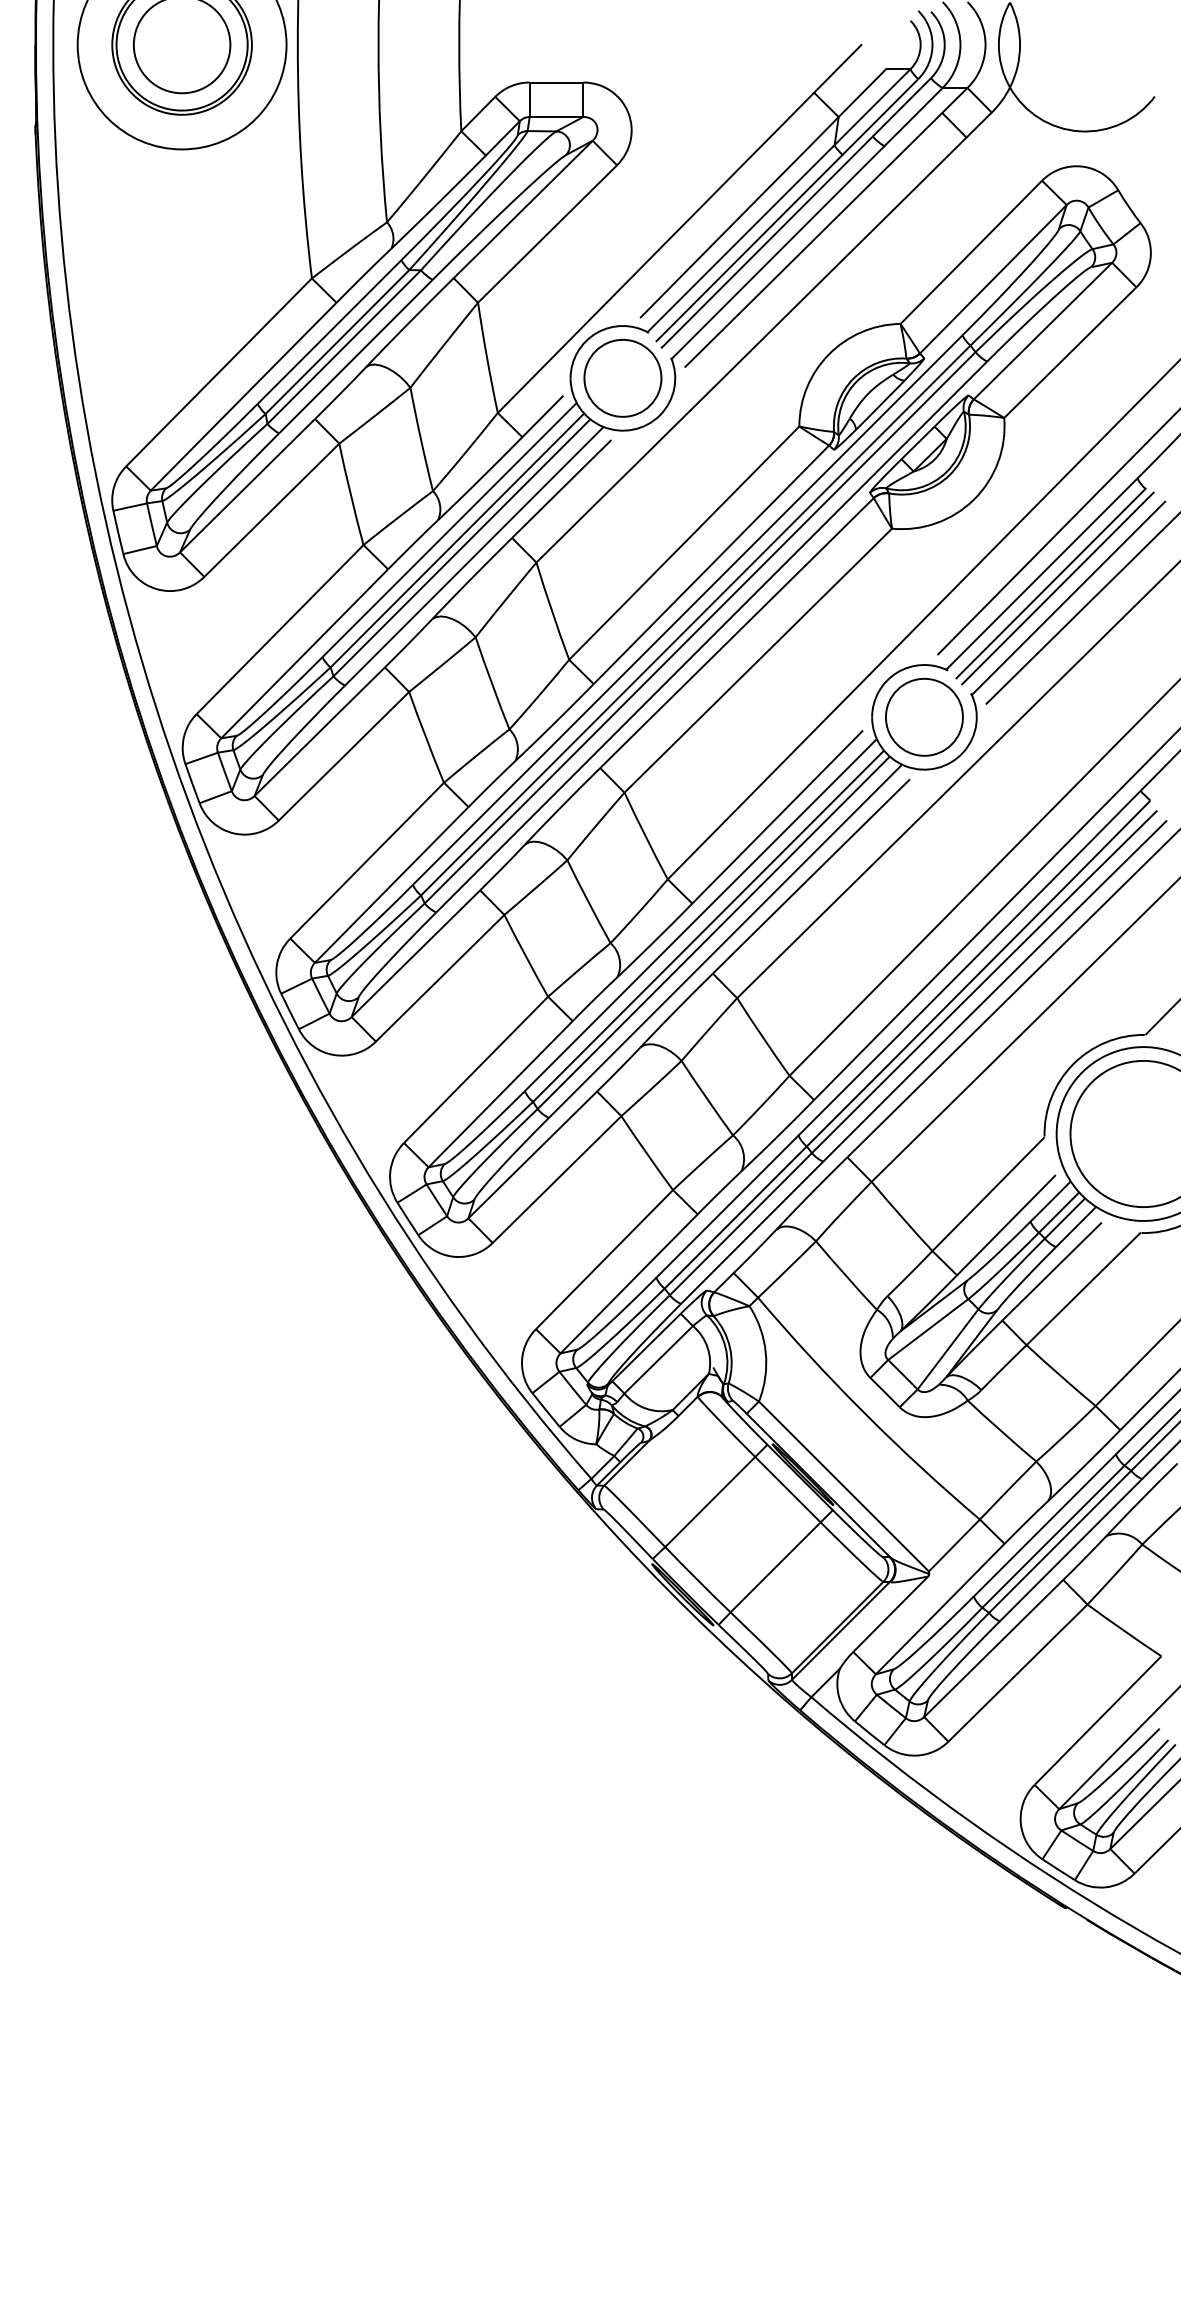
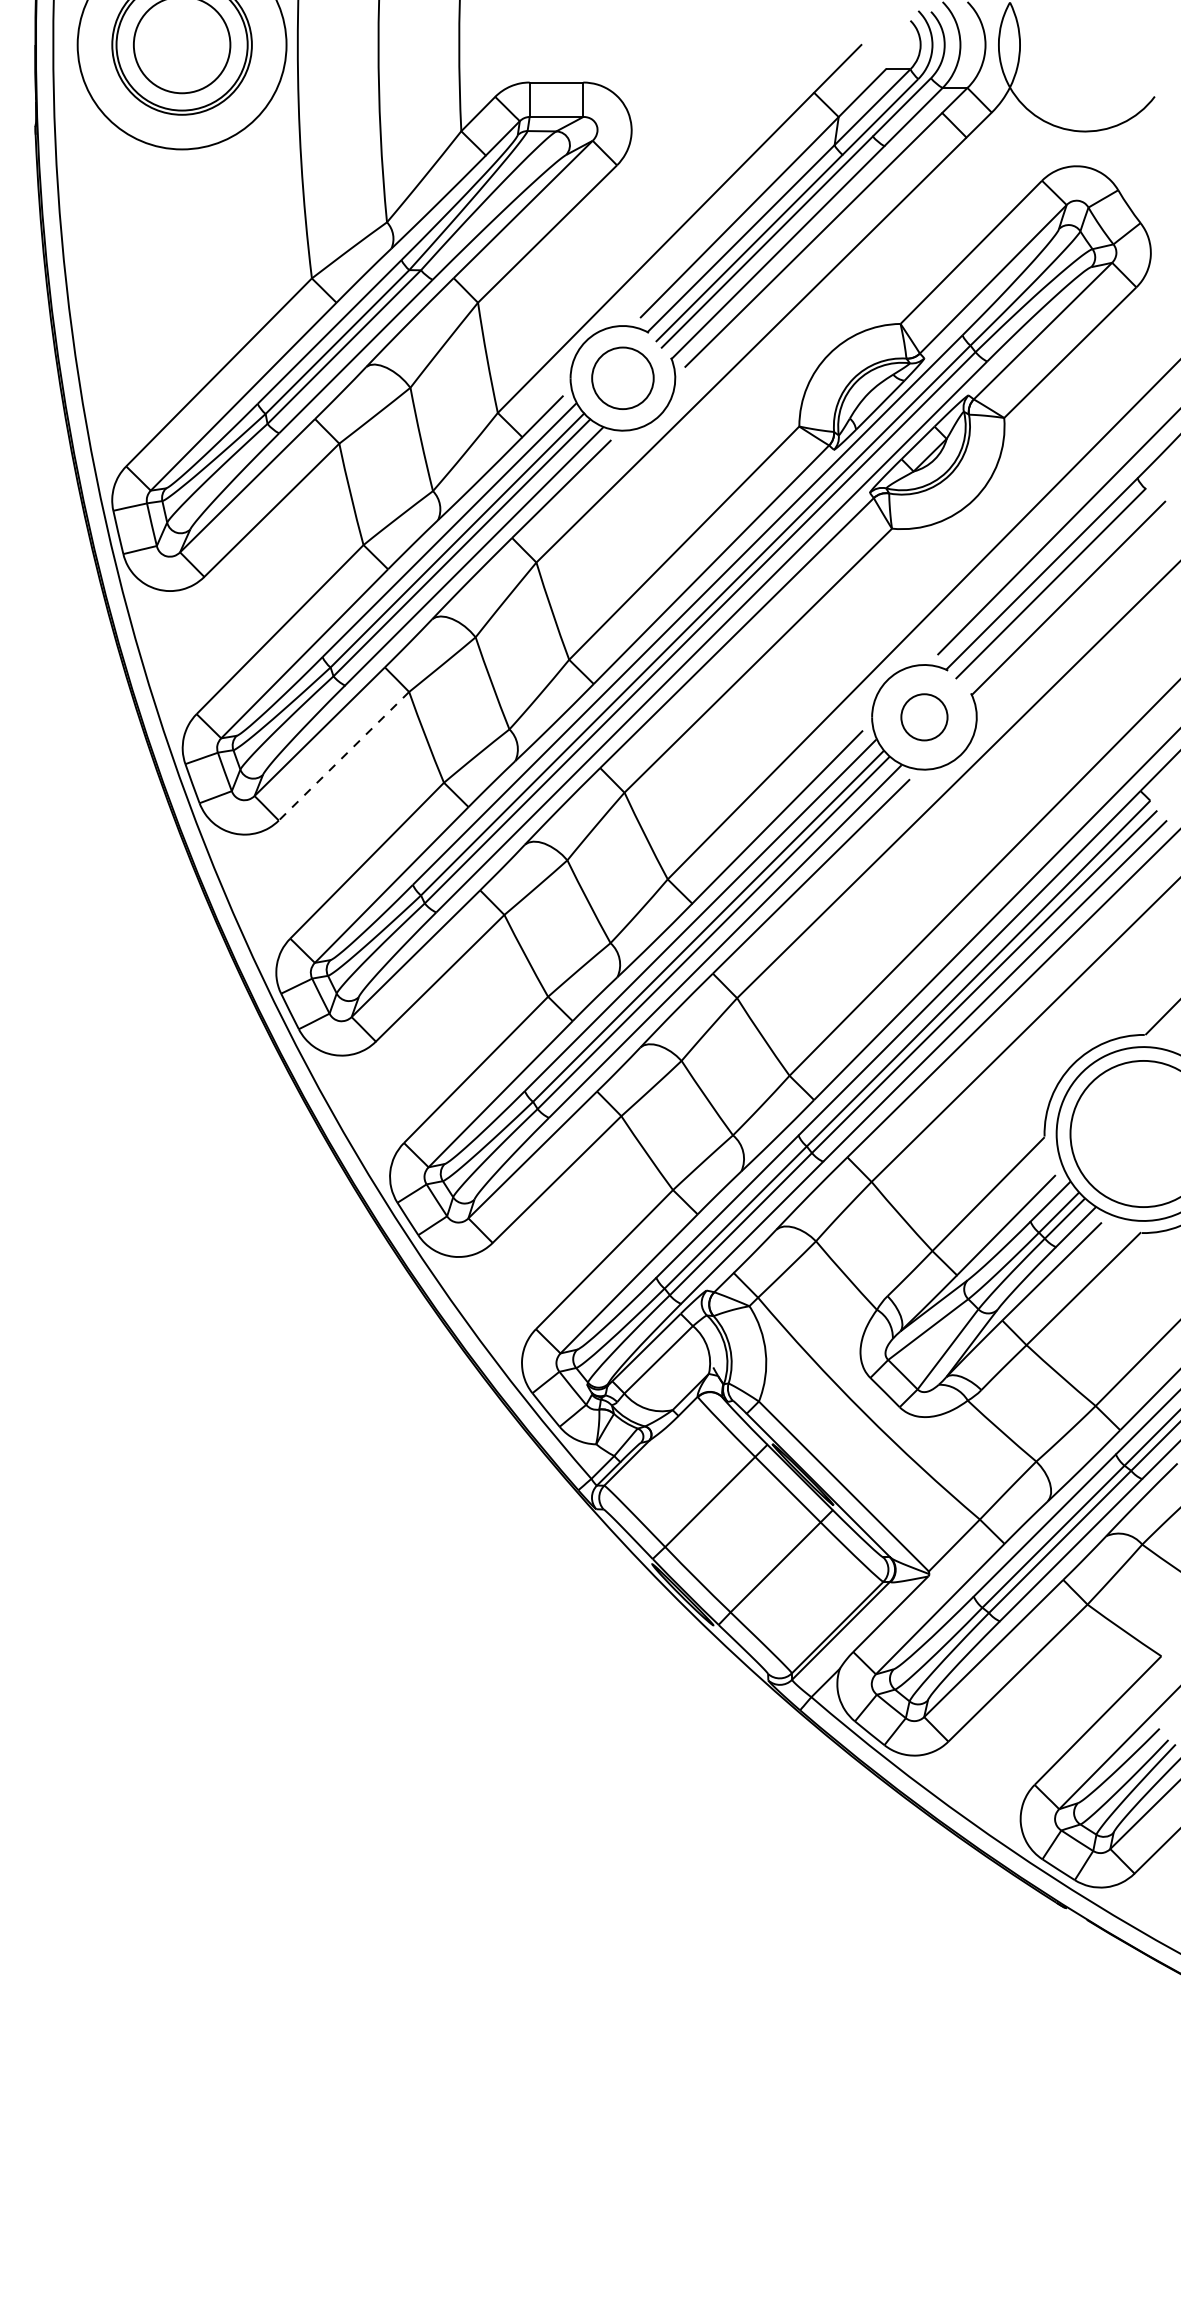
circle diameter: 77 px -> 62 px (622, 378)
line: present -> none (1057, 588)
line: present -> none (1081, 609)
circle diameter: 77 px -> 46 px (924, 717)
line: solid -> dashed (344, 756)
